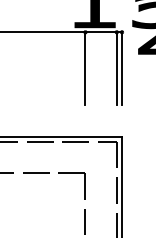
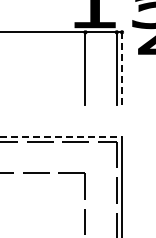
line: solid -> dashed (122, 68)
line: solid -> dashed (61, 136)
